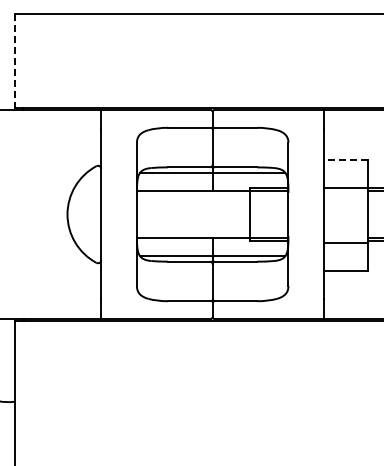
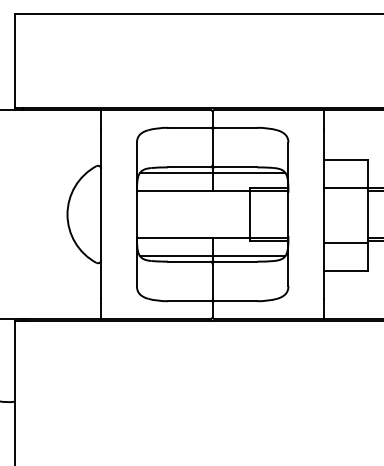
line: dashed -> solid (14, 61)
line: dashed -> solid (345, 159)
